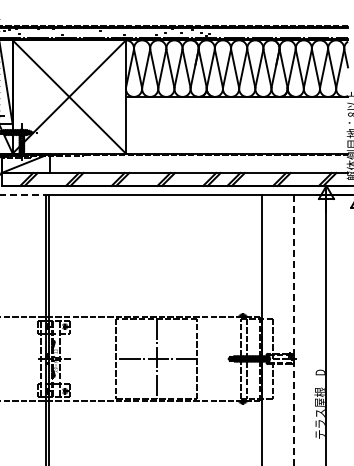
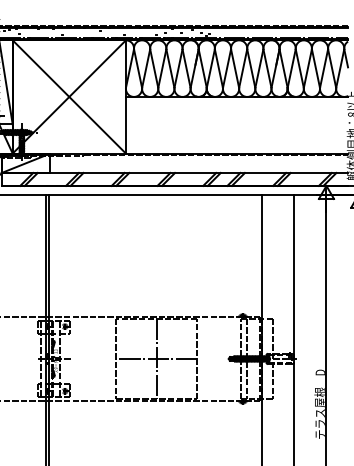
line: dashed -> solid (25, 194)
line: dashed -> solid (294, 329)
